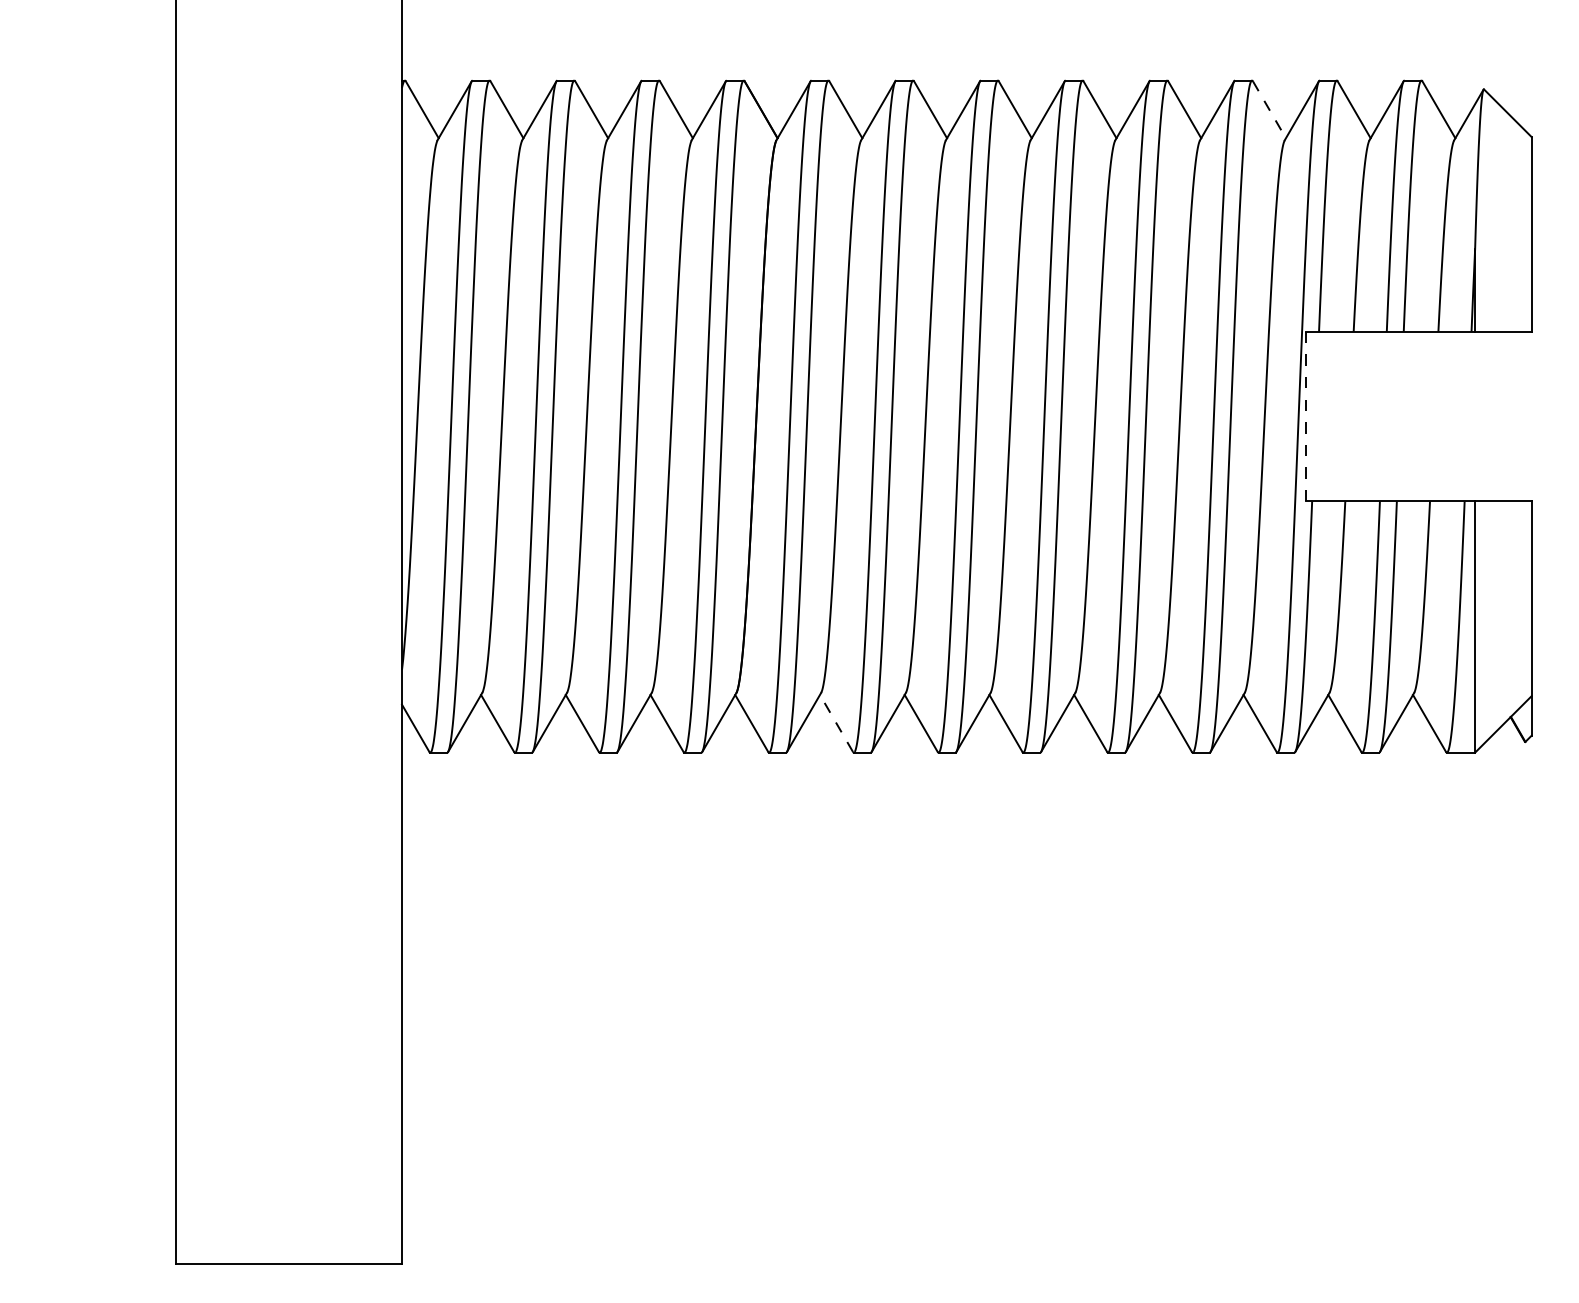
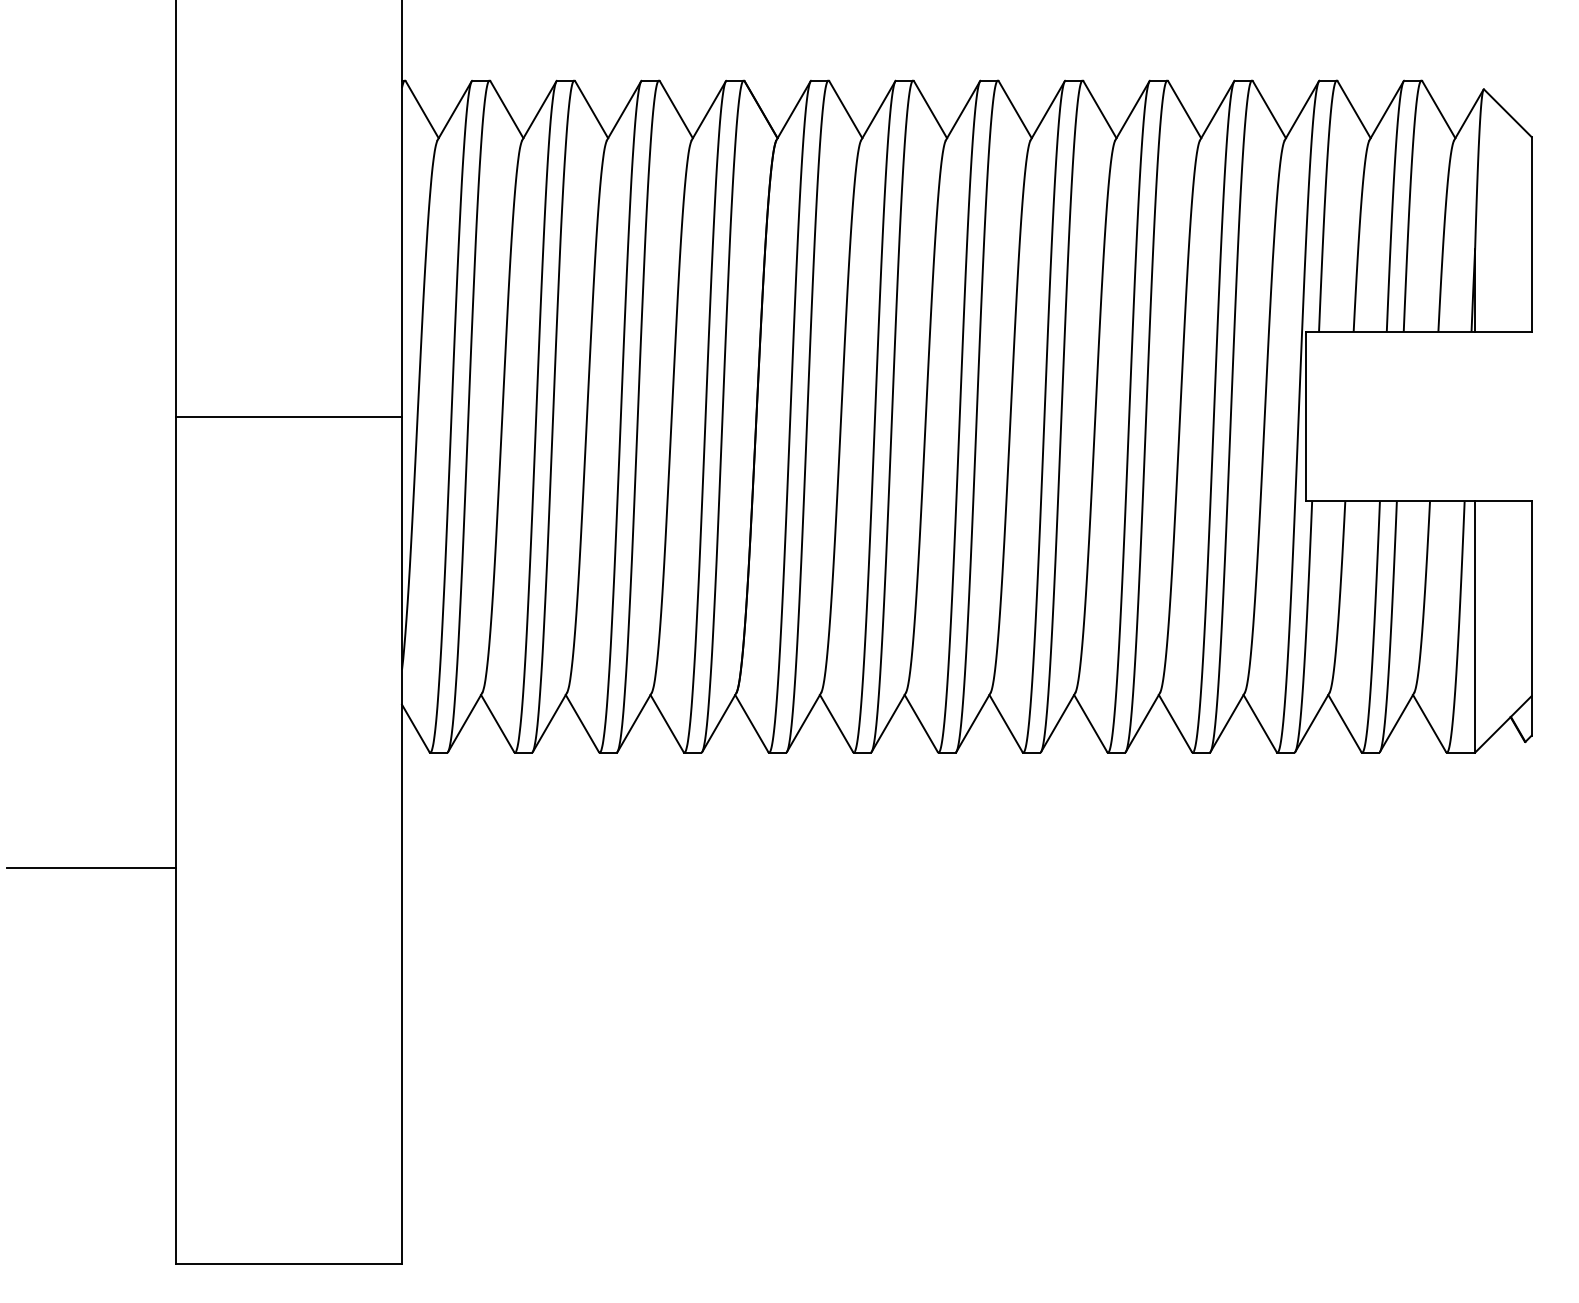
line: dashed -> solid (1269, 109)
line: none -> present (289, 416)
line: dashed -> solid (1305, 416)
line: dashed -> solid (836, 723)
line: none -> present (91, 868)
